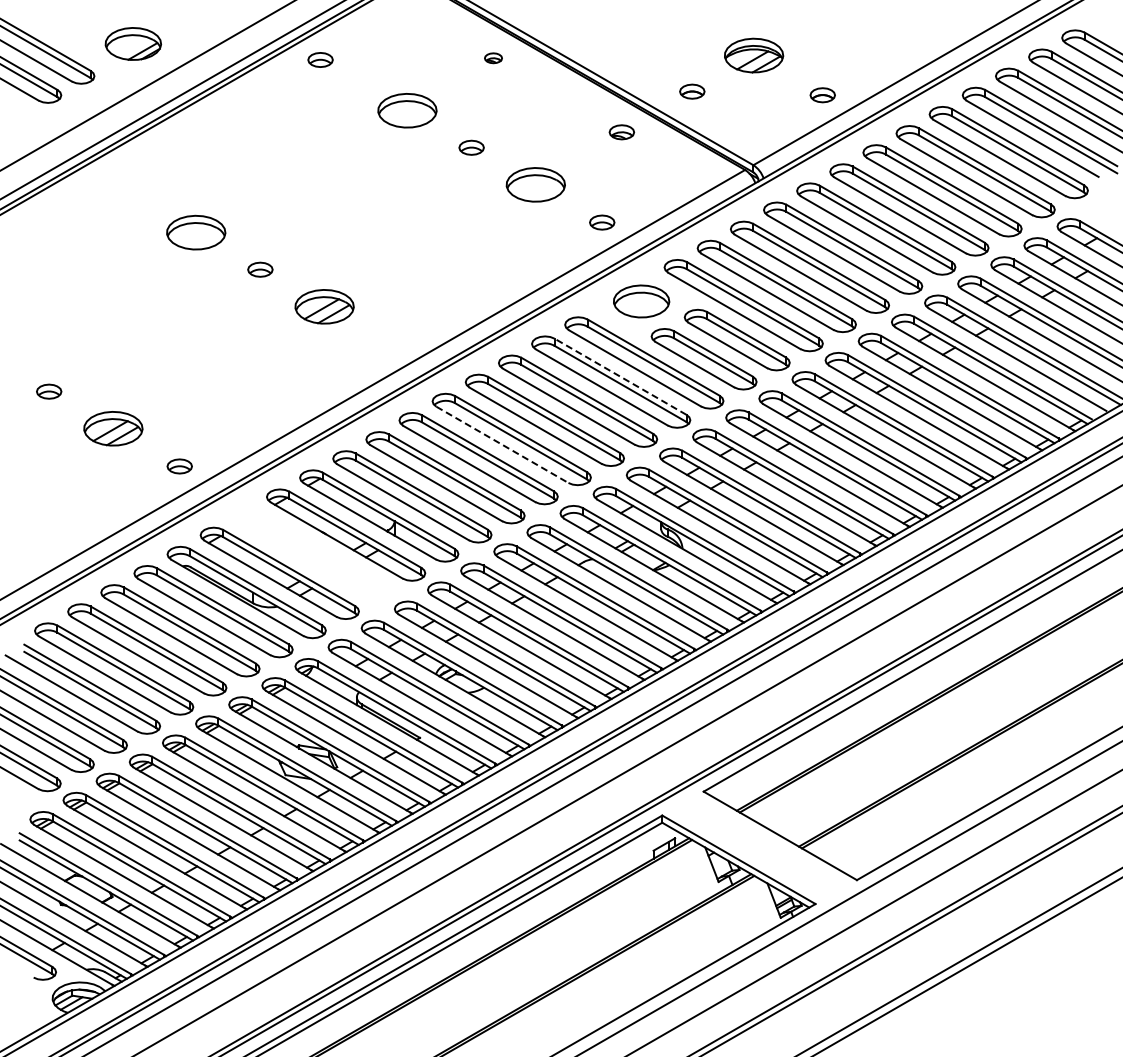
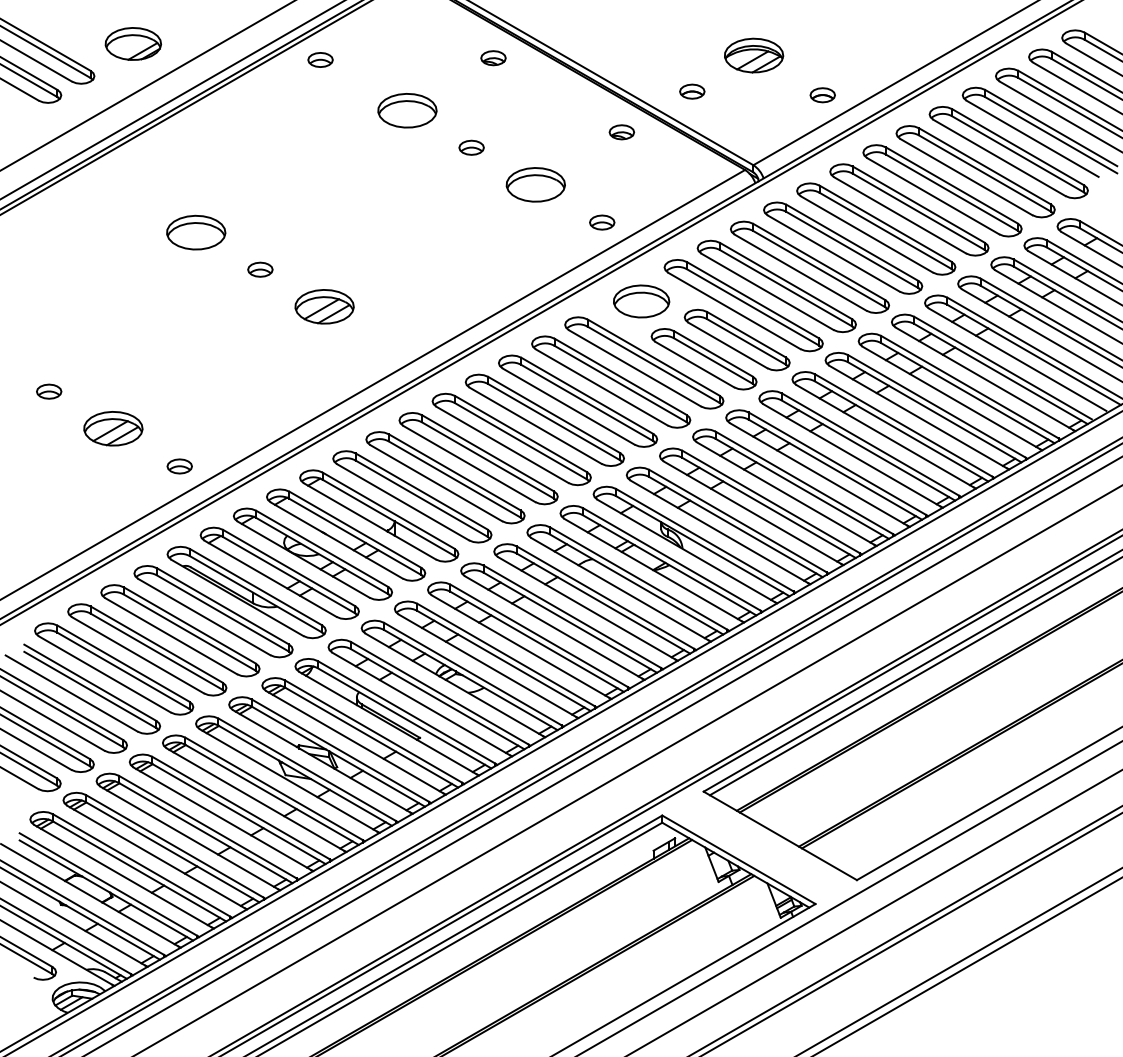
part size: 19x13 px -> 27x17 px (493, 58)
line: dashed -> solid (620, 376)
line: dashed -> solid (502, 445)
part: none -> present (312, 553)
line: none -> present (914, 676)
